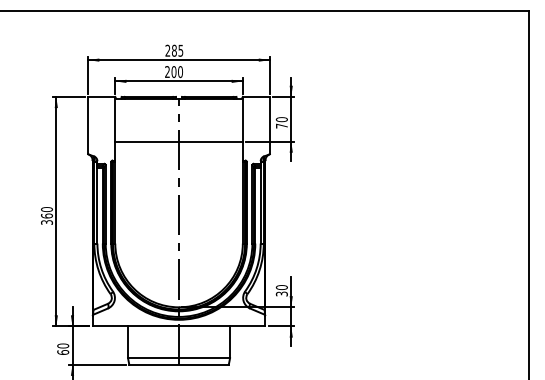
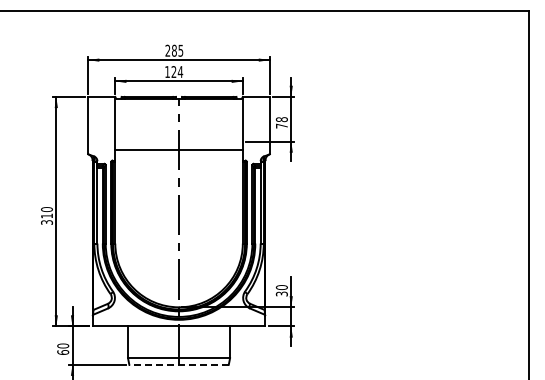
text: 200 -> 124 (174, 72)
text: 70 -> 78 (281, 119)
line position: (178, 141) -> (178, 149) (178, 149)
text: 360 -> 310 (46, 215)
line: solid -> dashed (179, 364)
